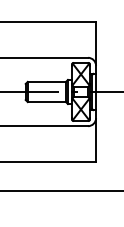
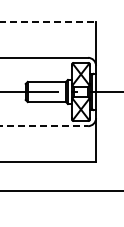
line: solid -> dashed (48, 21)
line: solid -> dashed (44, 126)
